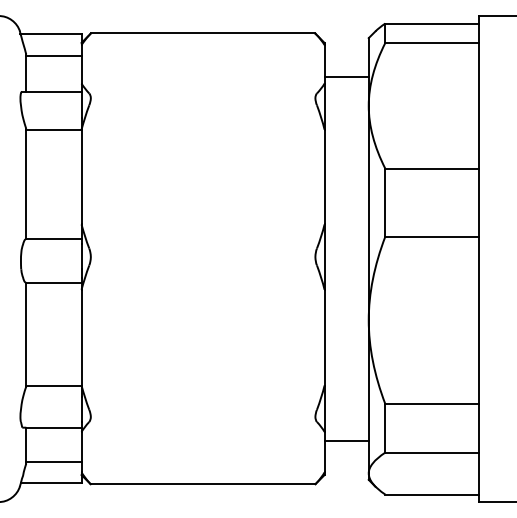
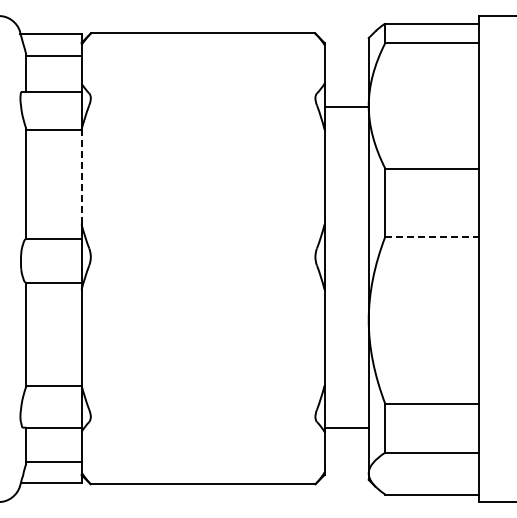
line position: (346, 76) -> (346, 106) (346, 106)
line: solid -> dashed (81, 176)
line: solid -> dashed (432, 236)
line position: (346, 441) -> (346, 428) (346, 428)
